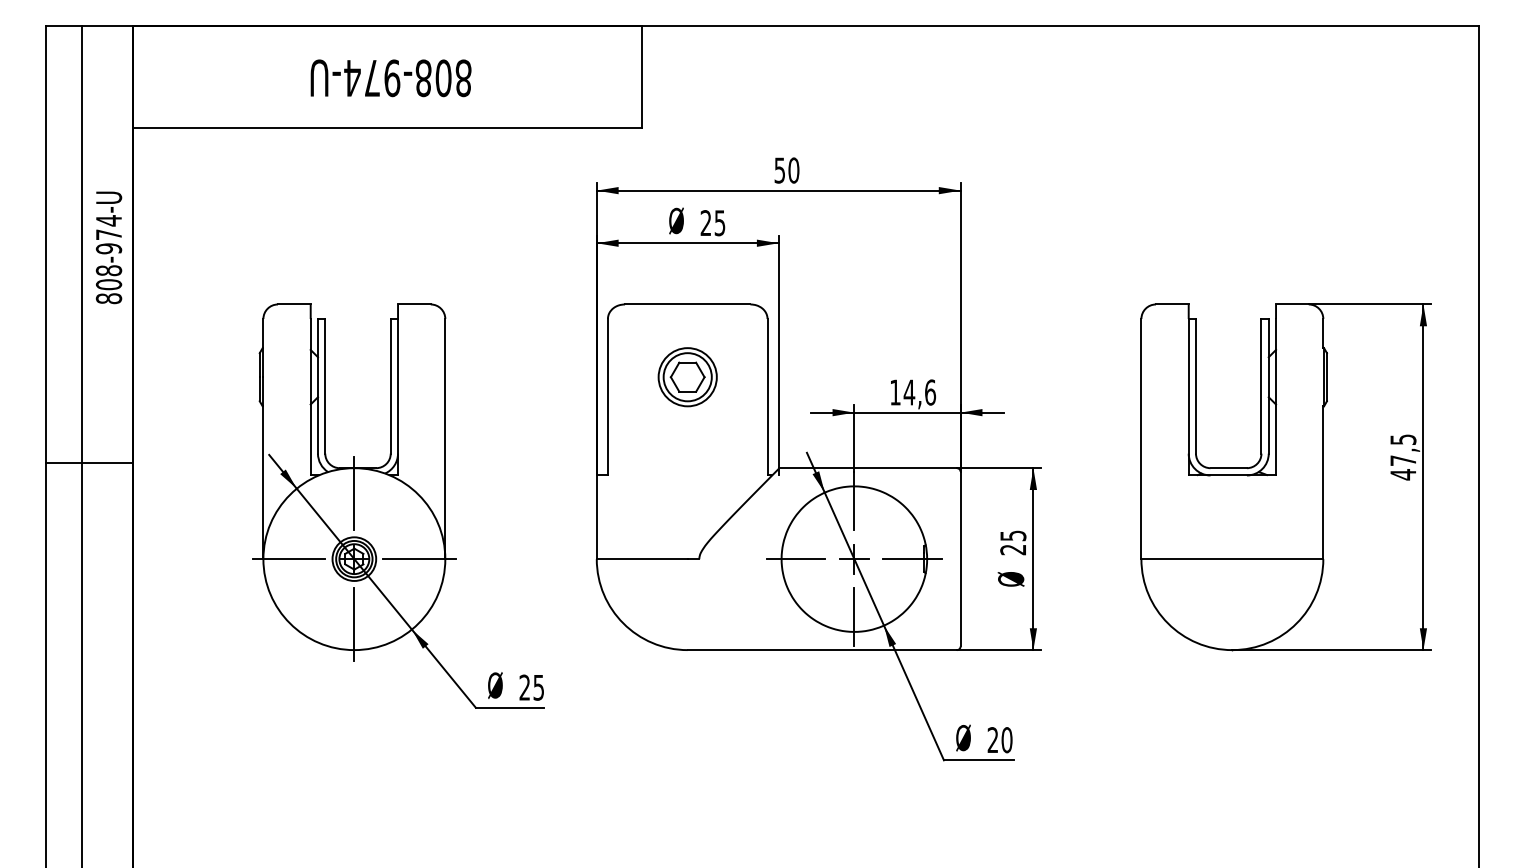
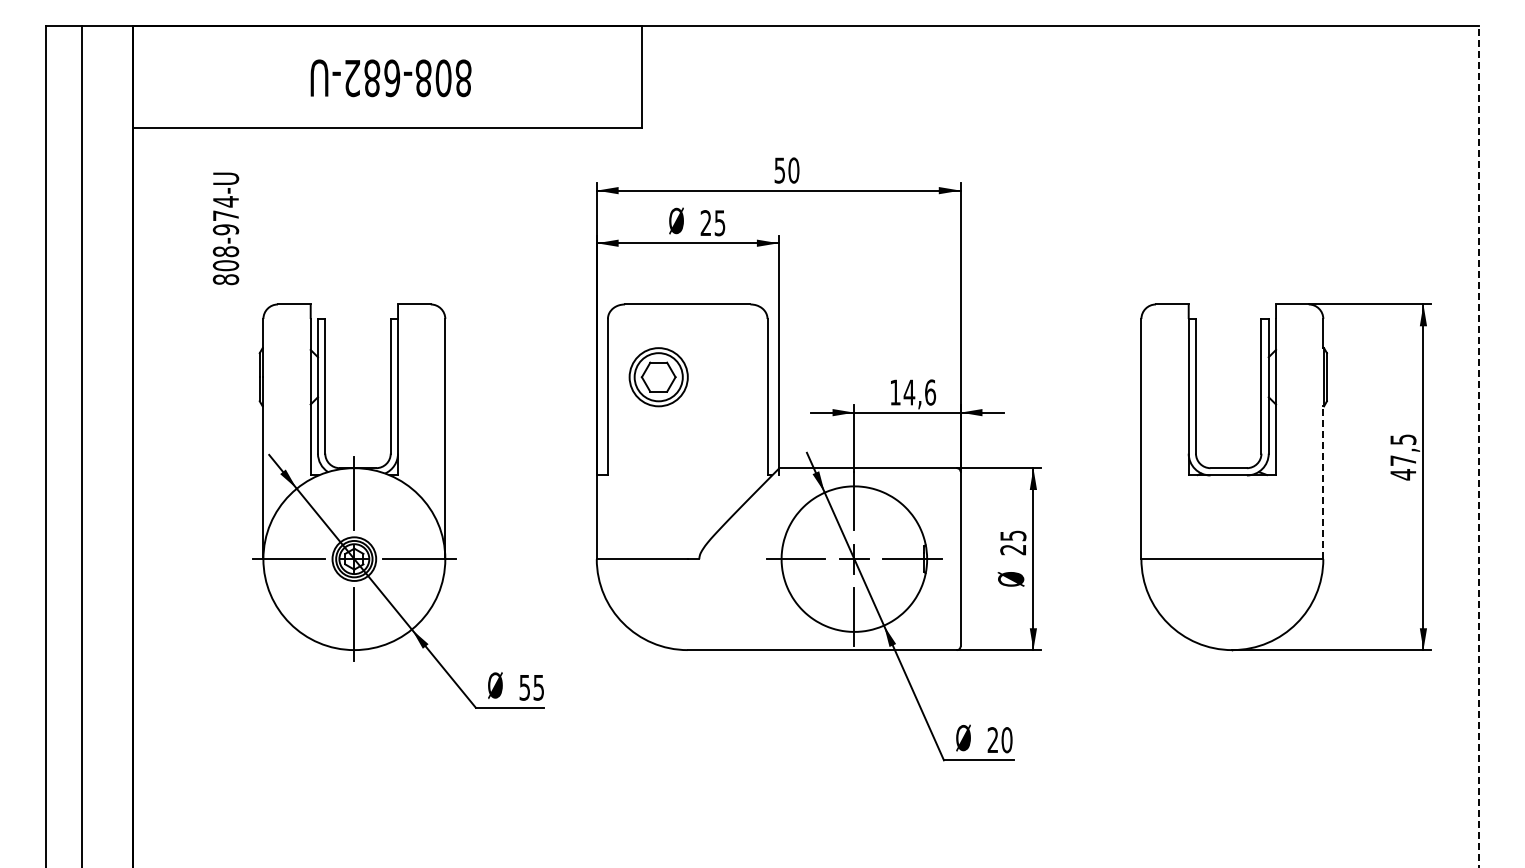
text: 808-974-U -> 808-682-U (372, 78)
text position: (108, 247) -> (225, 228) (225, 228)
part position: (687, 377) -> (658, 377) (658, 377)
line: solid -> dashed (1479, 447)
line: present -> none (89, 462)
line: solid -> dashed (1323, 482)
text: 25 -> 55 (524, 687)
